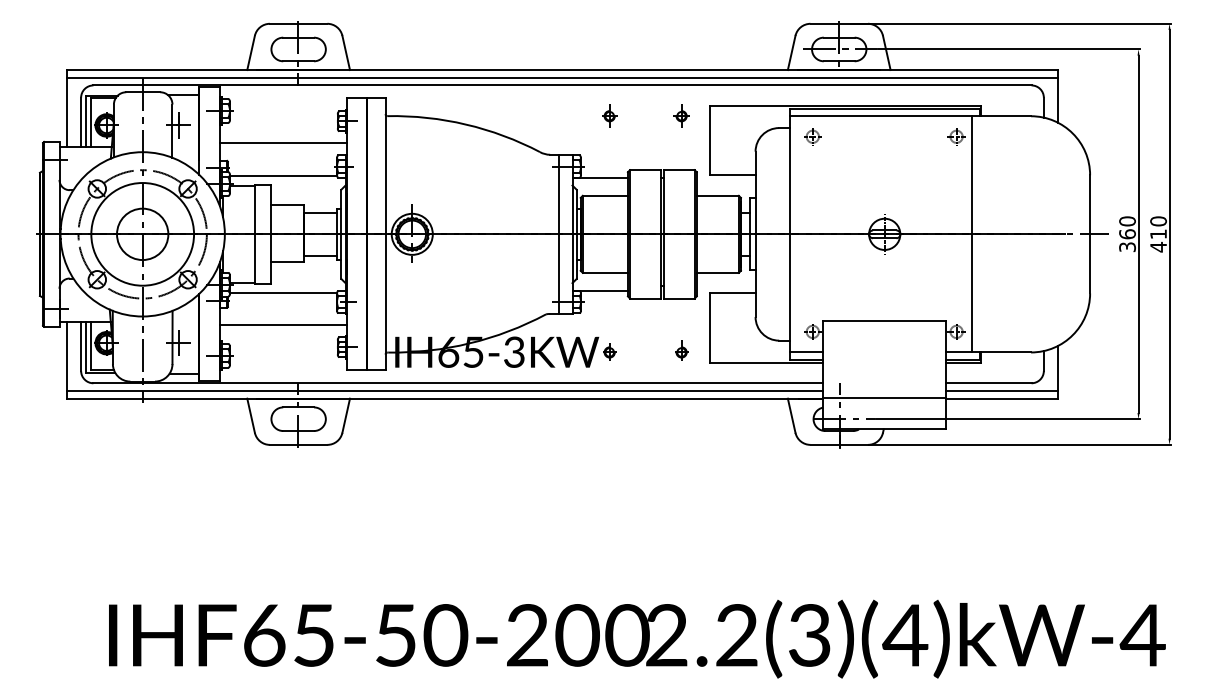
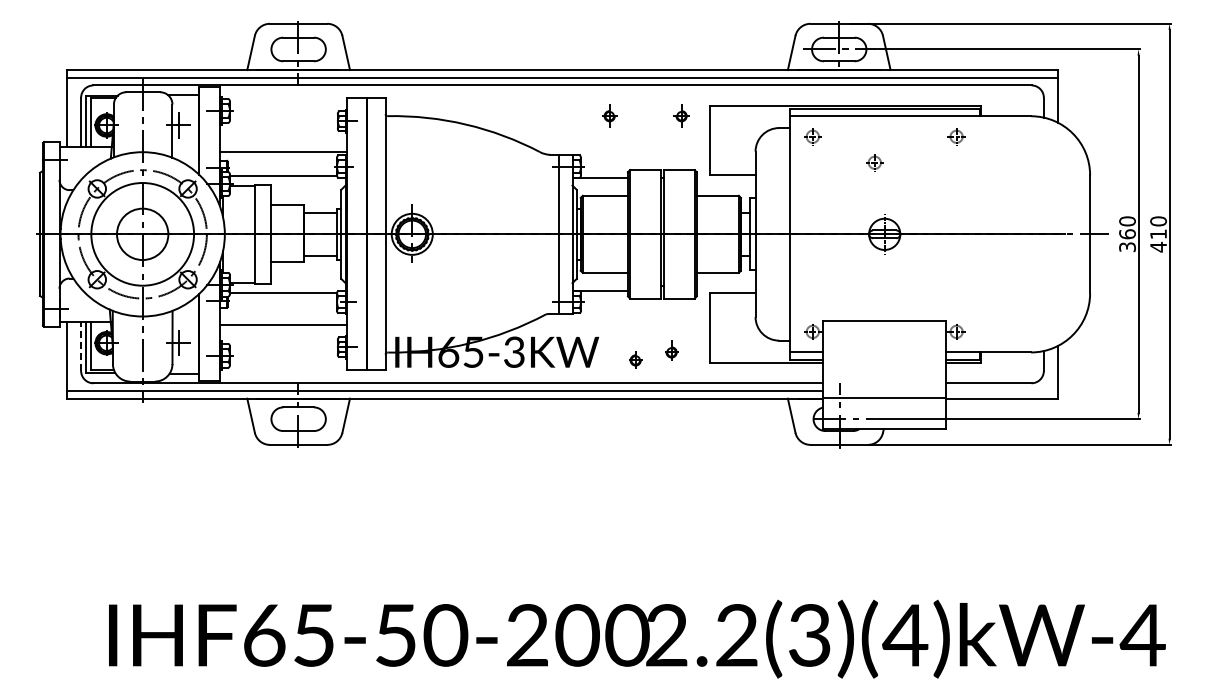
line position: (282, 143) -> (282, 152) (282, 152)
part: none -> present (874, 162)
line: present -> none (972, 234)
line: solid -> dashed (81, 346)
part position: (681, 350) -> (671, 350) (671, 350)
part position: (609, 351) -> (635, 359) (635, 359)
line: present -> none (1002, 390)
